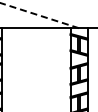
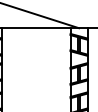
line: dashed -> solid (39, 15)
